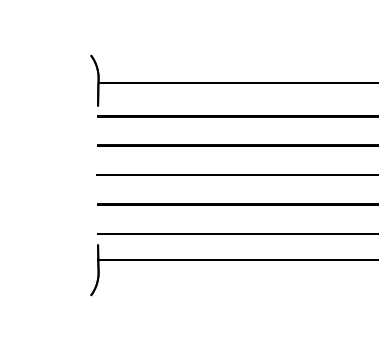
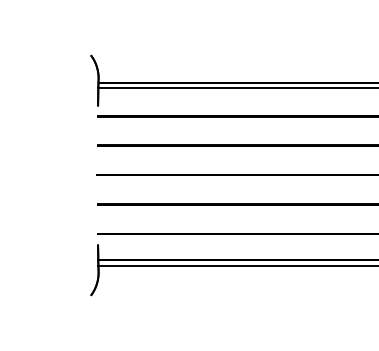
line: none -> present (236, 88)
line: none -> present (236, 265)
